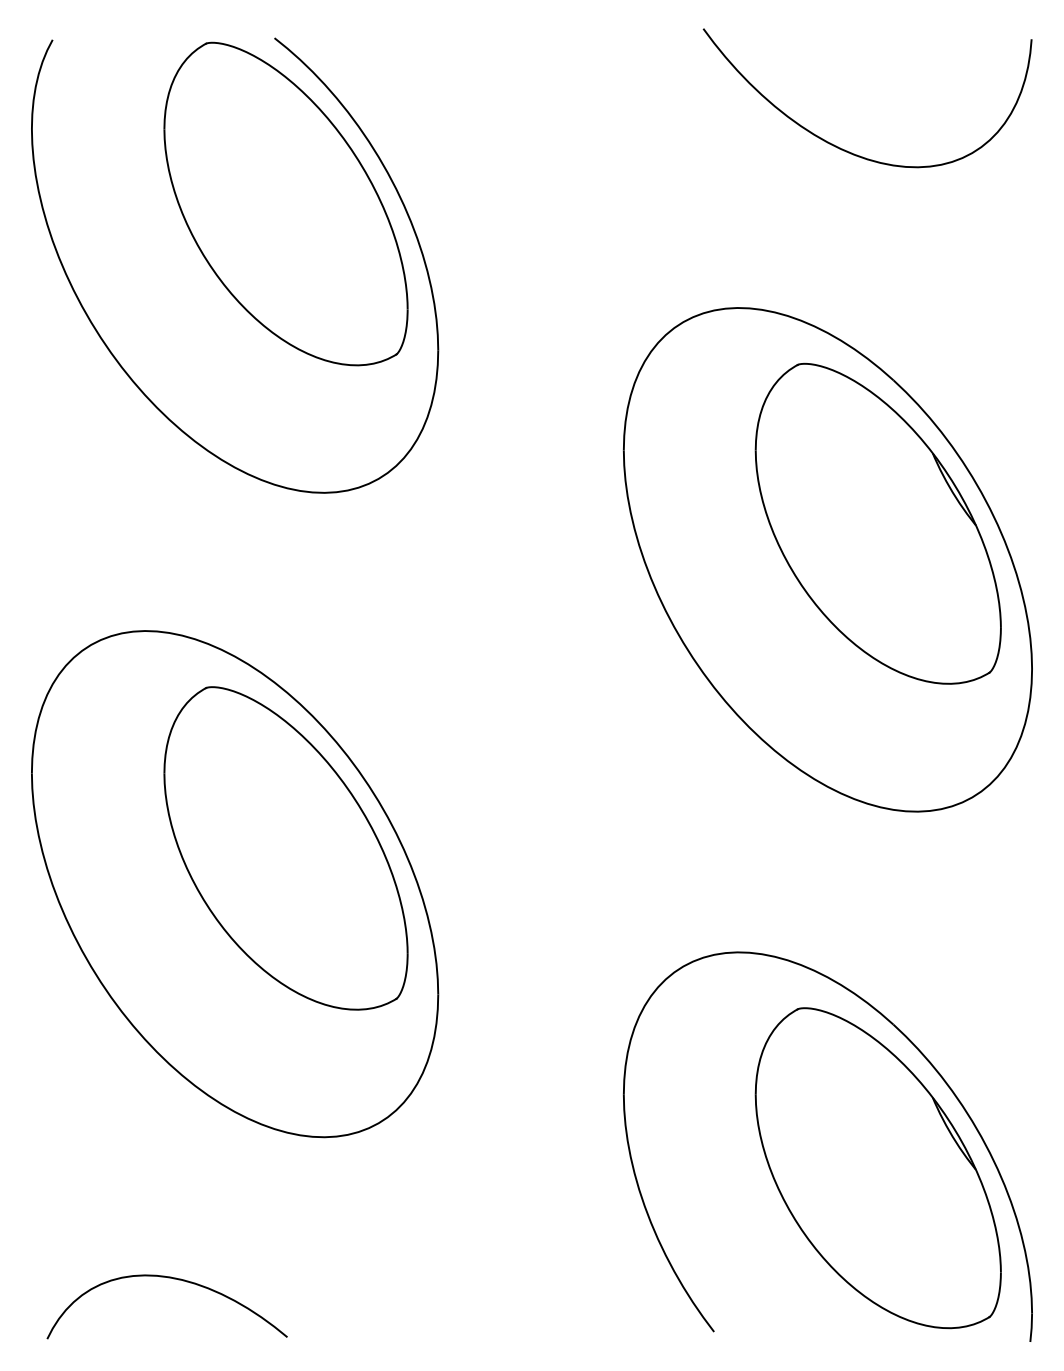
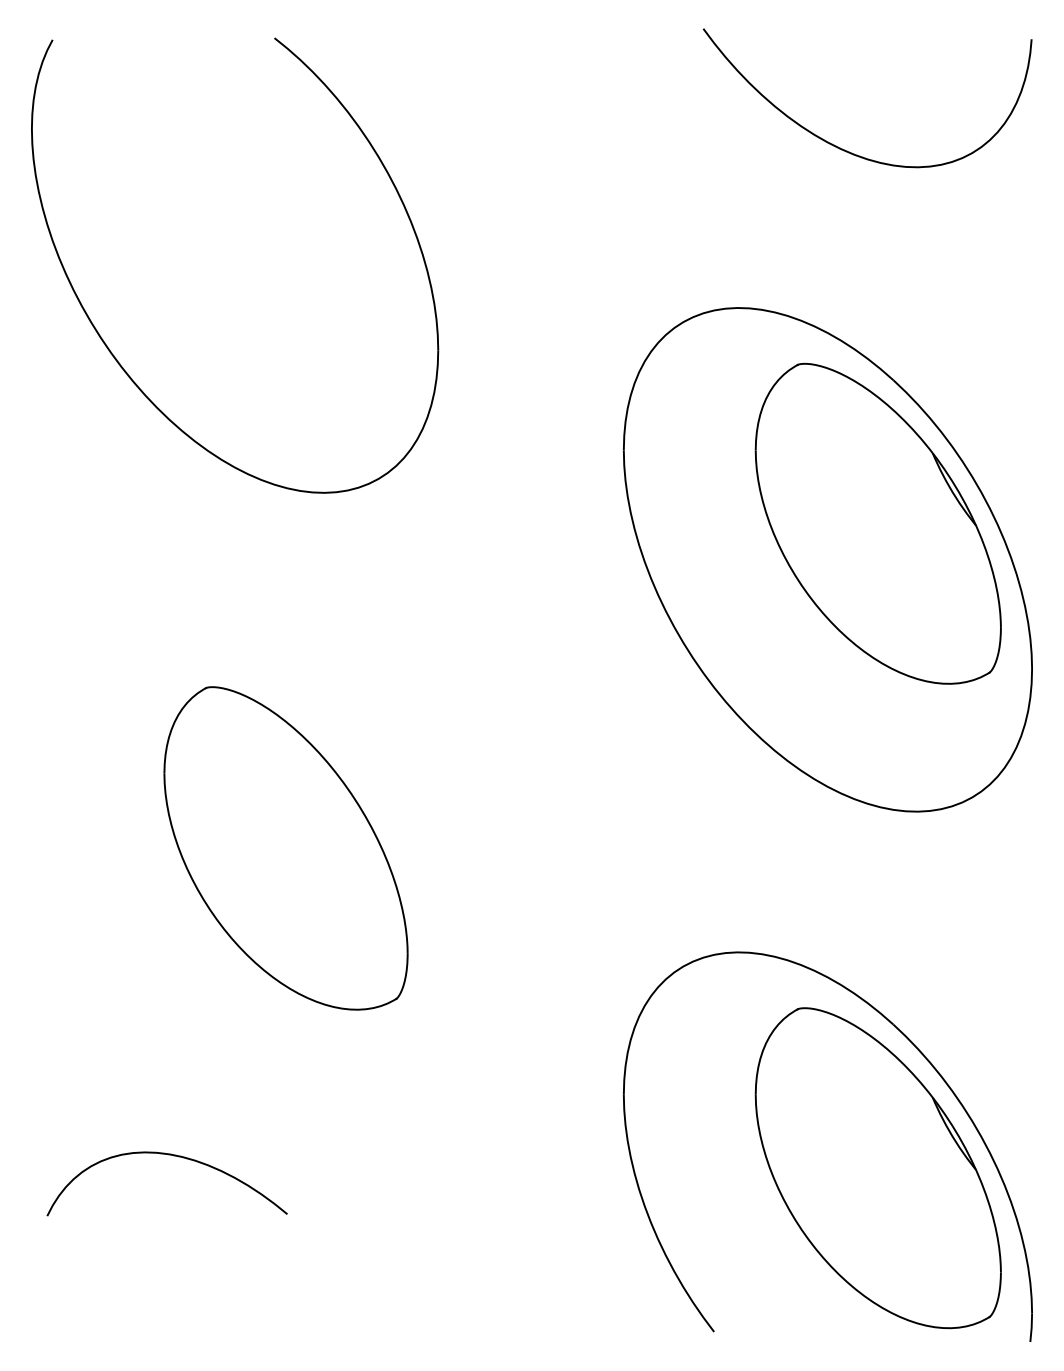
part: present -> none (285, 203)
part: present -> none (235, 884)
curve position: (173, 1279) -> (173, 1156) (173, 1156)
